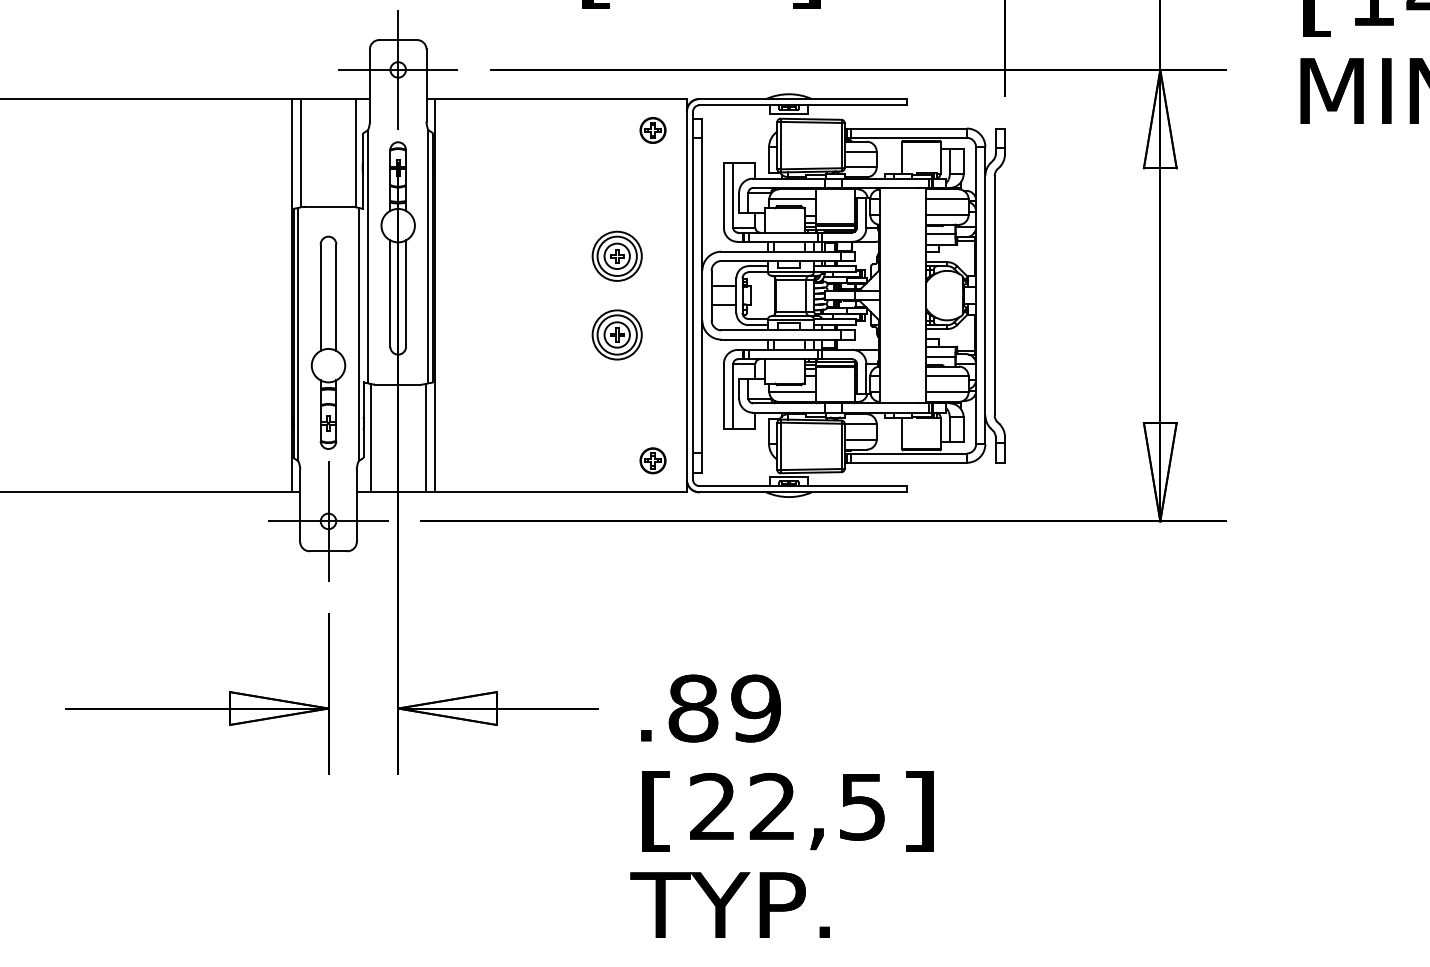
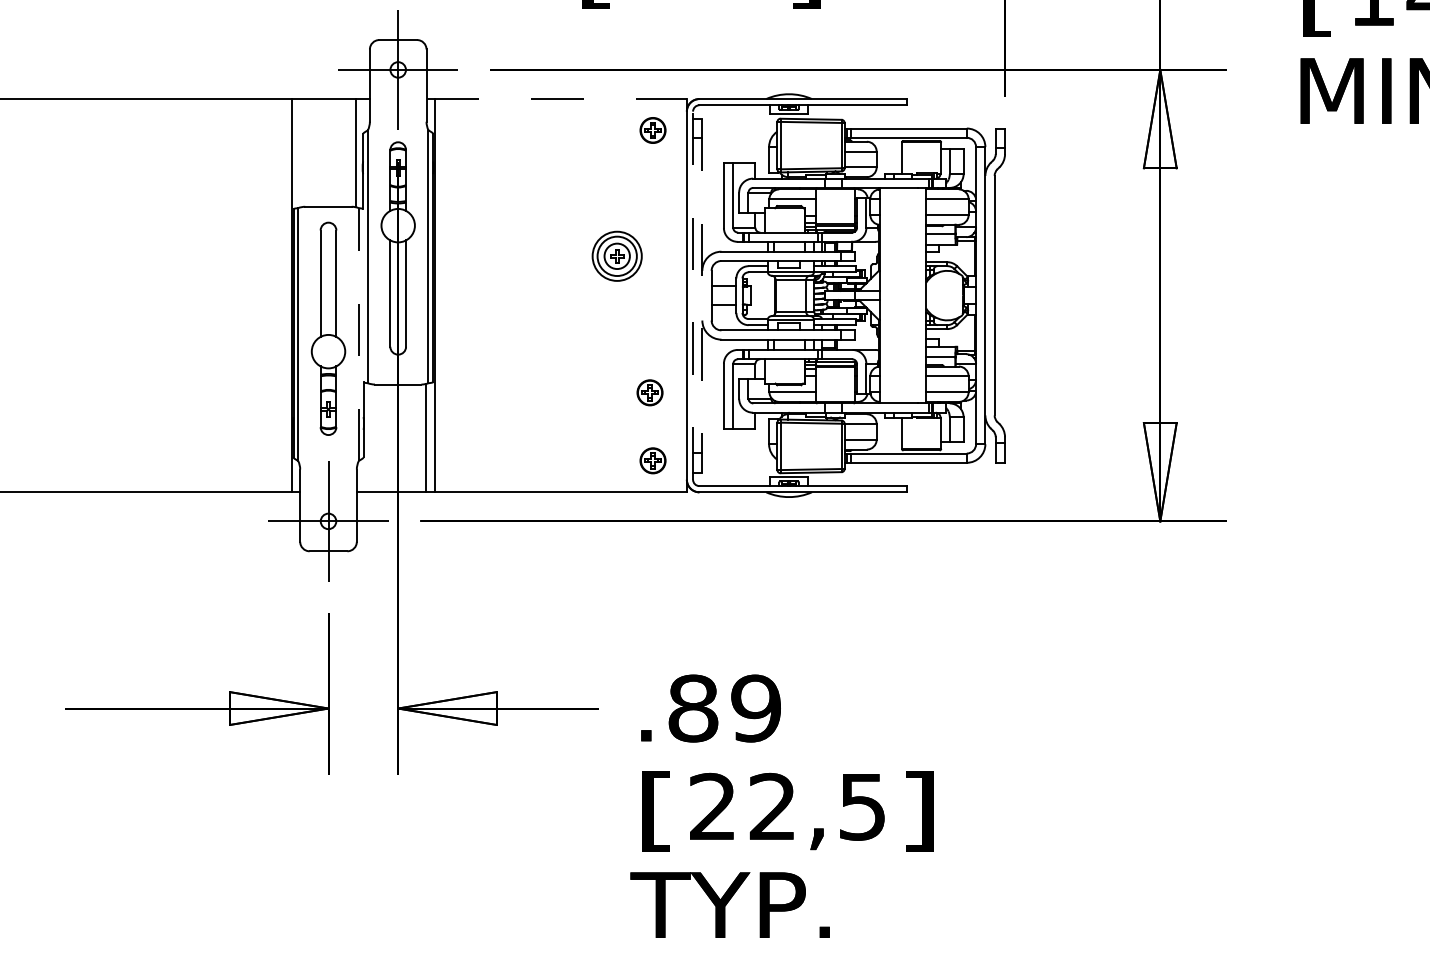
line: solid -> dashed (557, 99)
line: present -> none (301, 153)
line: solid -> dashed (693, 295)
line: solid -> dashed (702, 295)
line: solid -> dashed (358, 334)
part: present -> none (616, 334)
part position: (328, 342) -> (328, 328) (328, 328)
part: none -> present (649, 392)
line: present -> none (371, 438)
